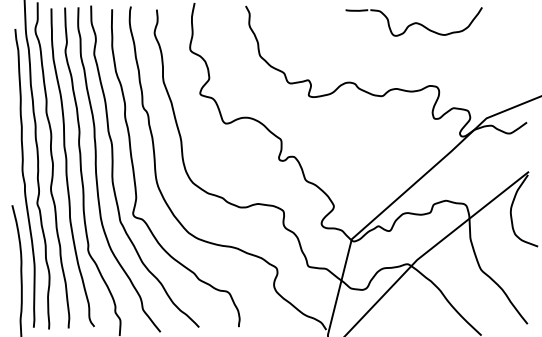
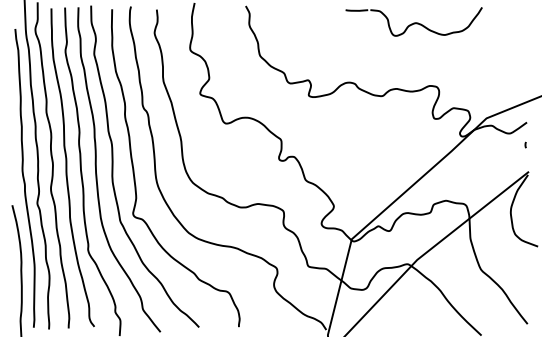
line: none -> present (525, 144)
